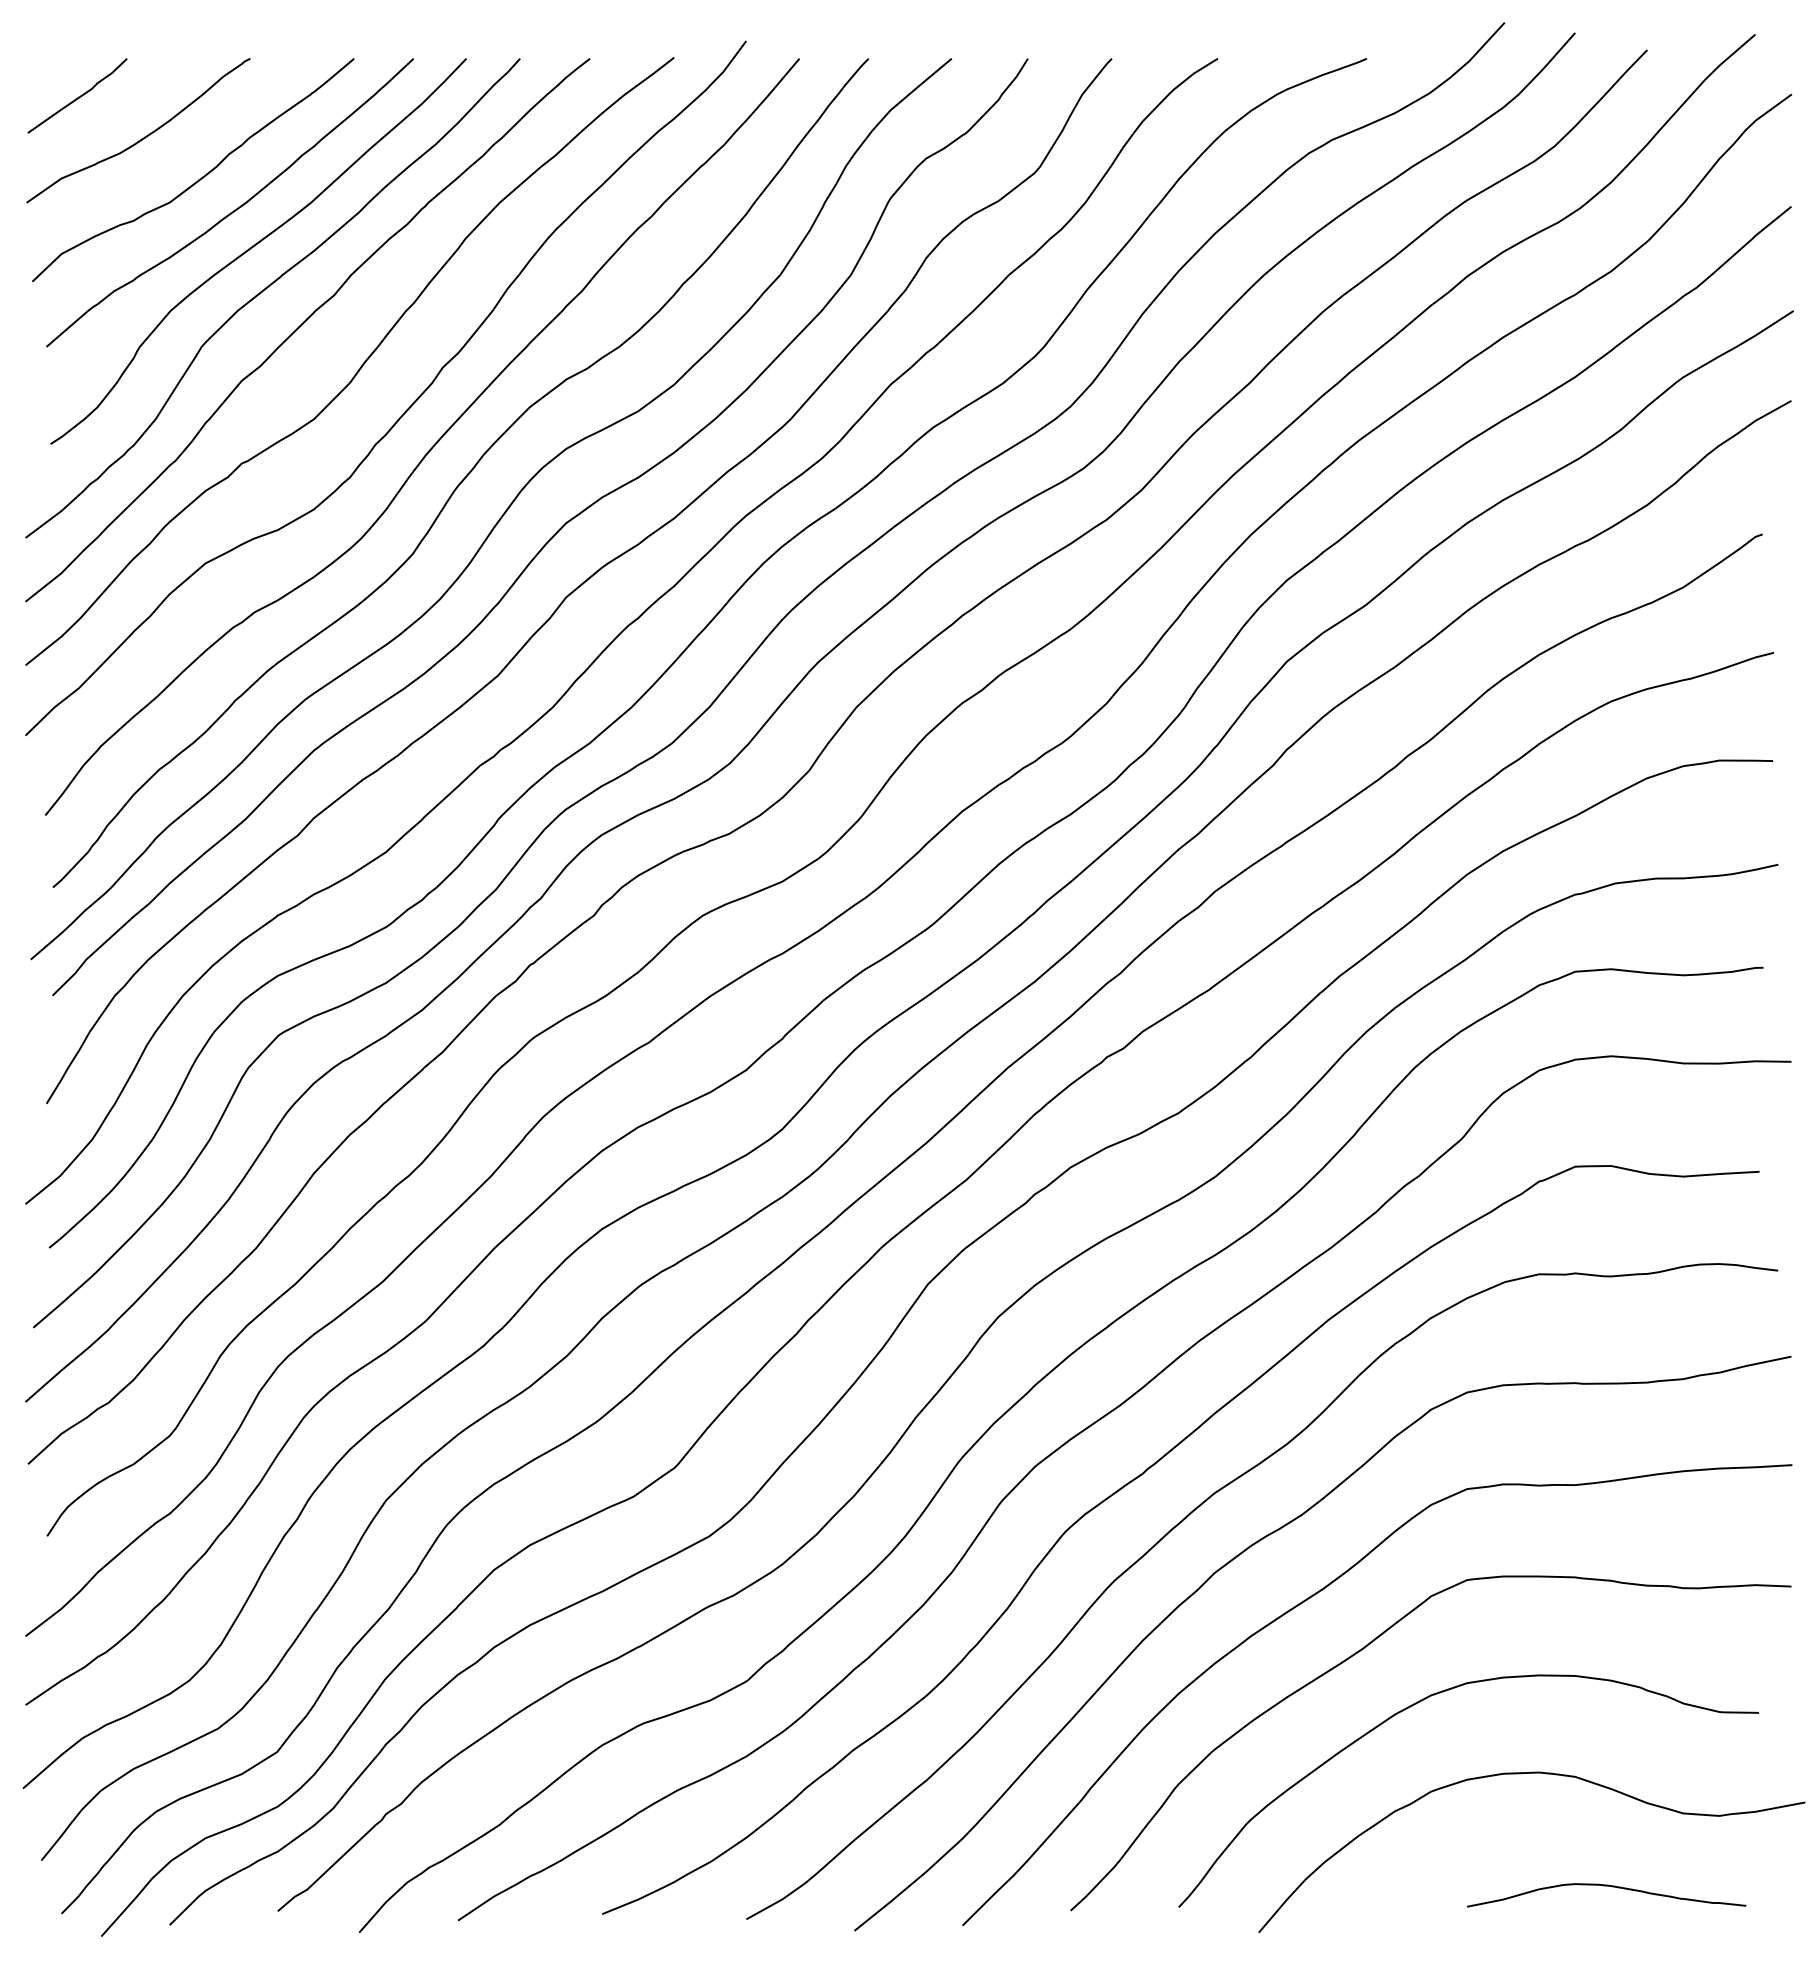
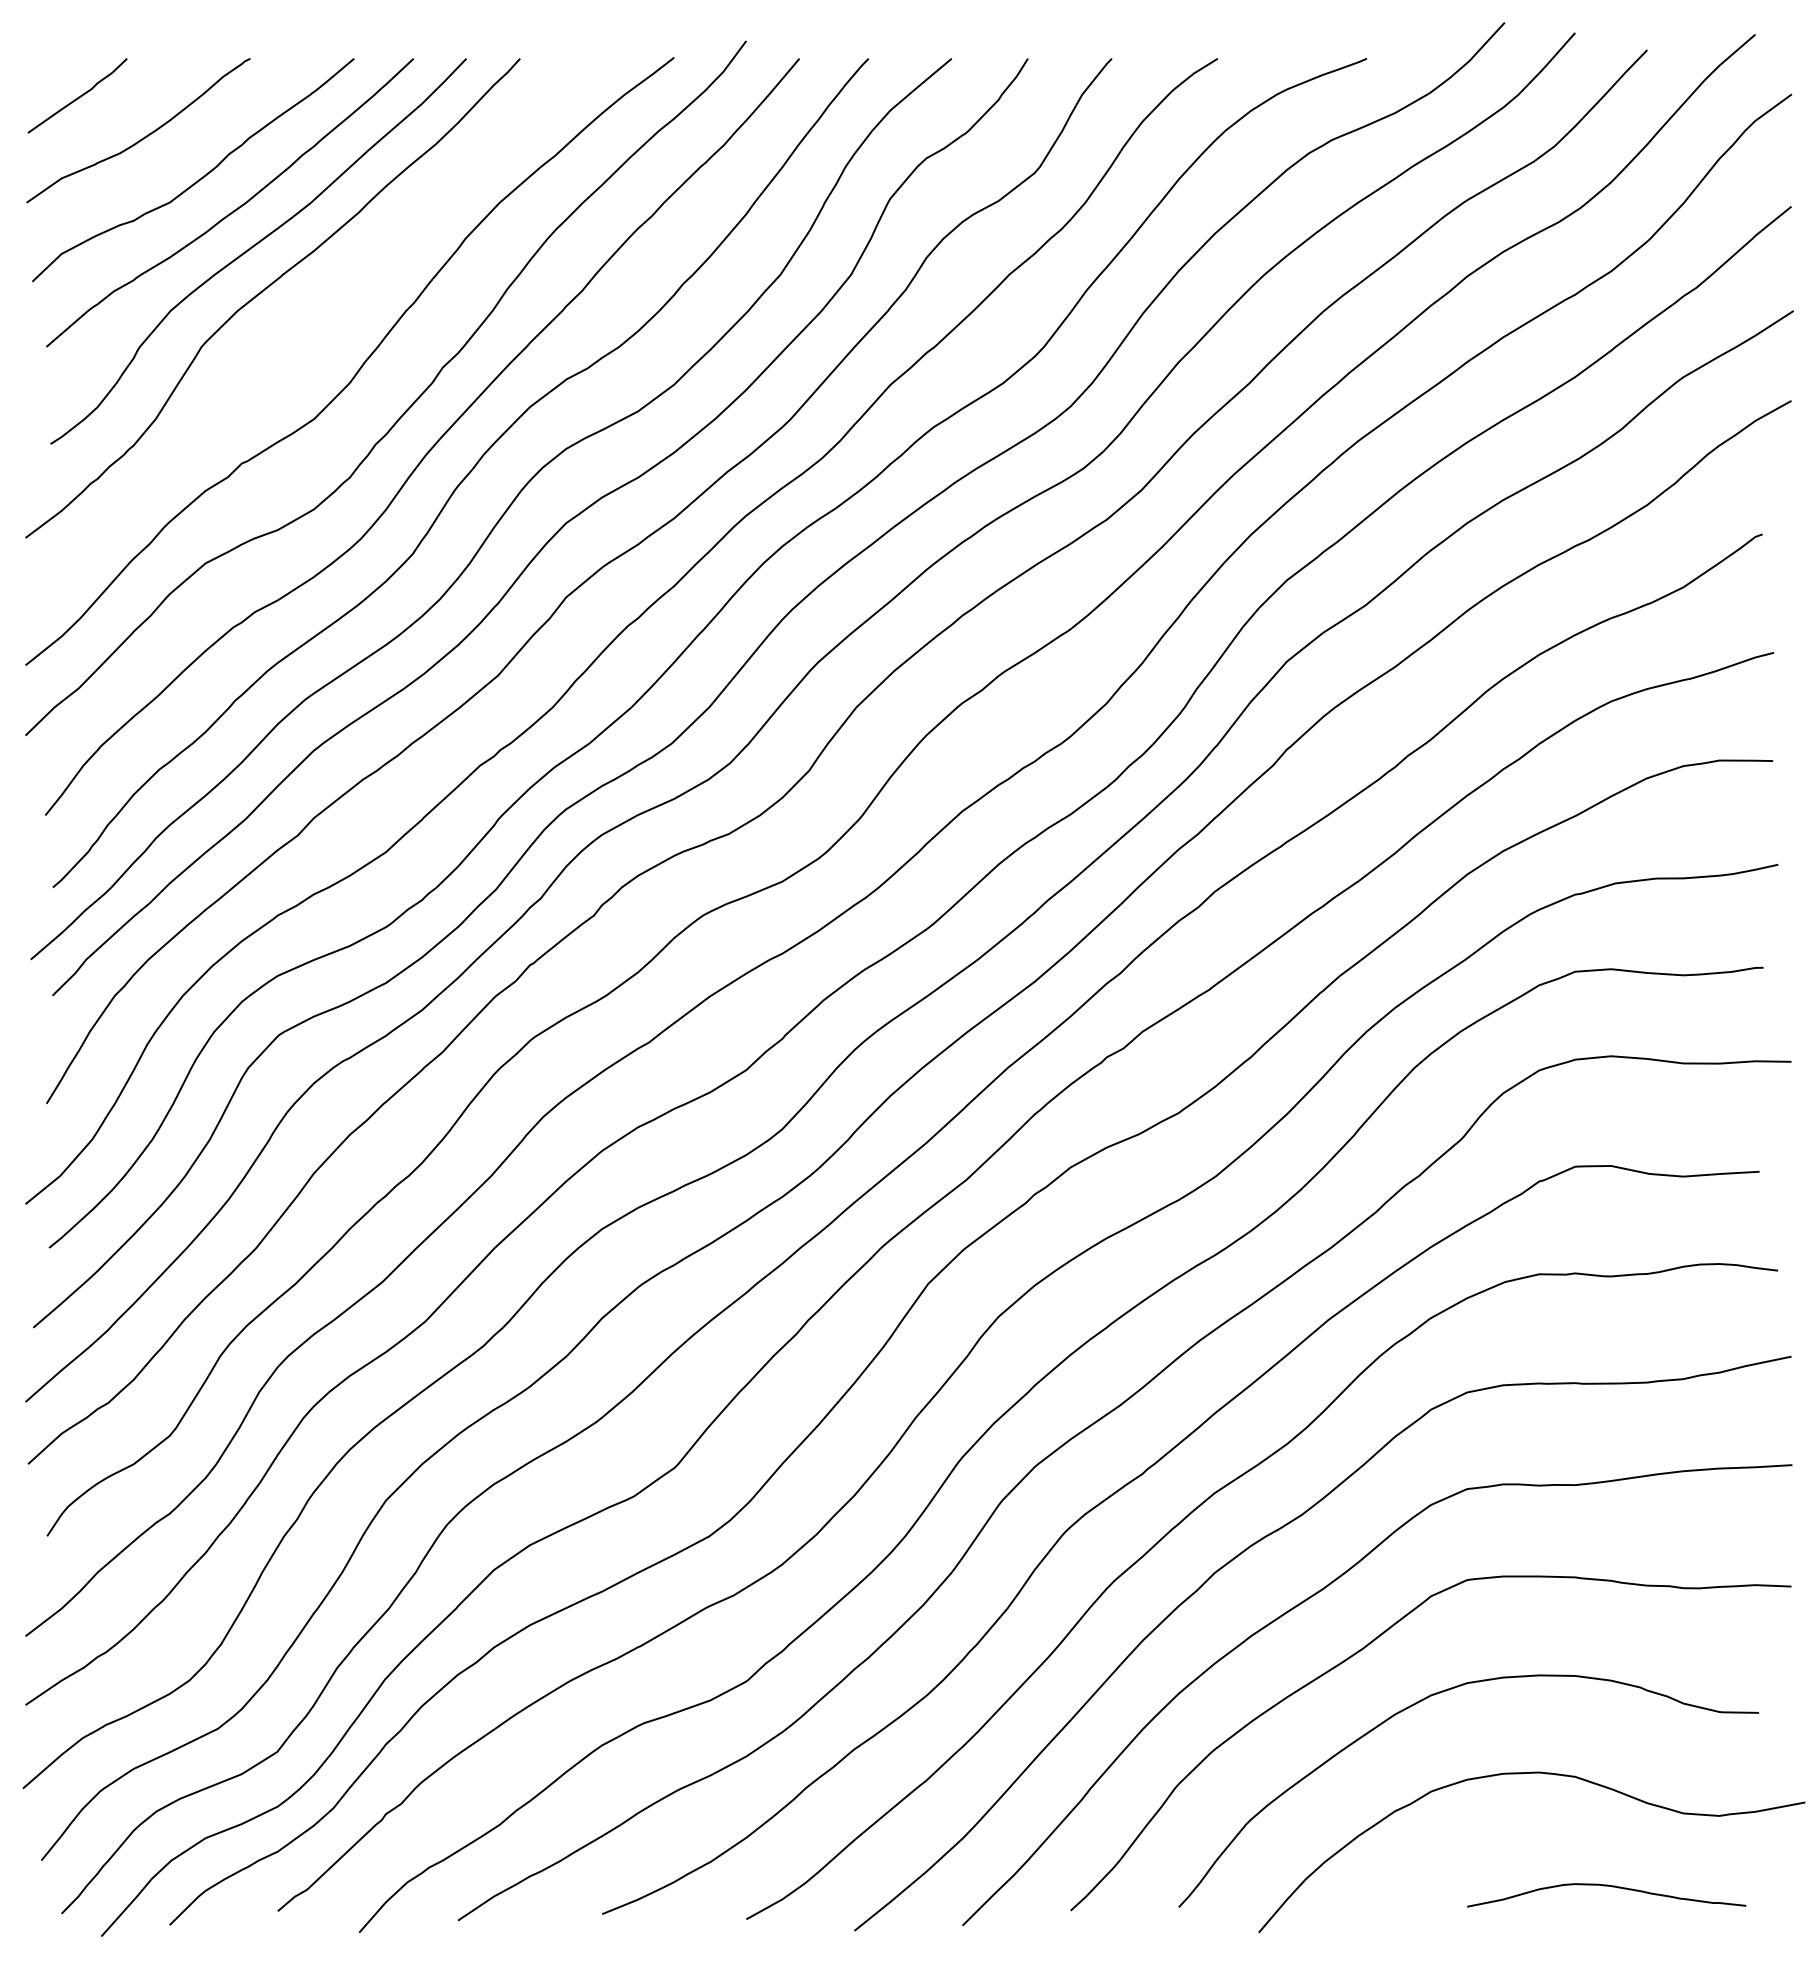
curve: present -> none (302, 325)
